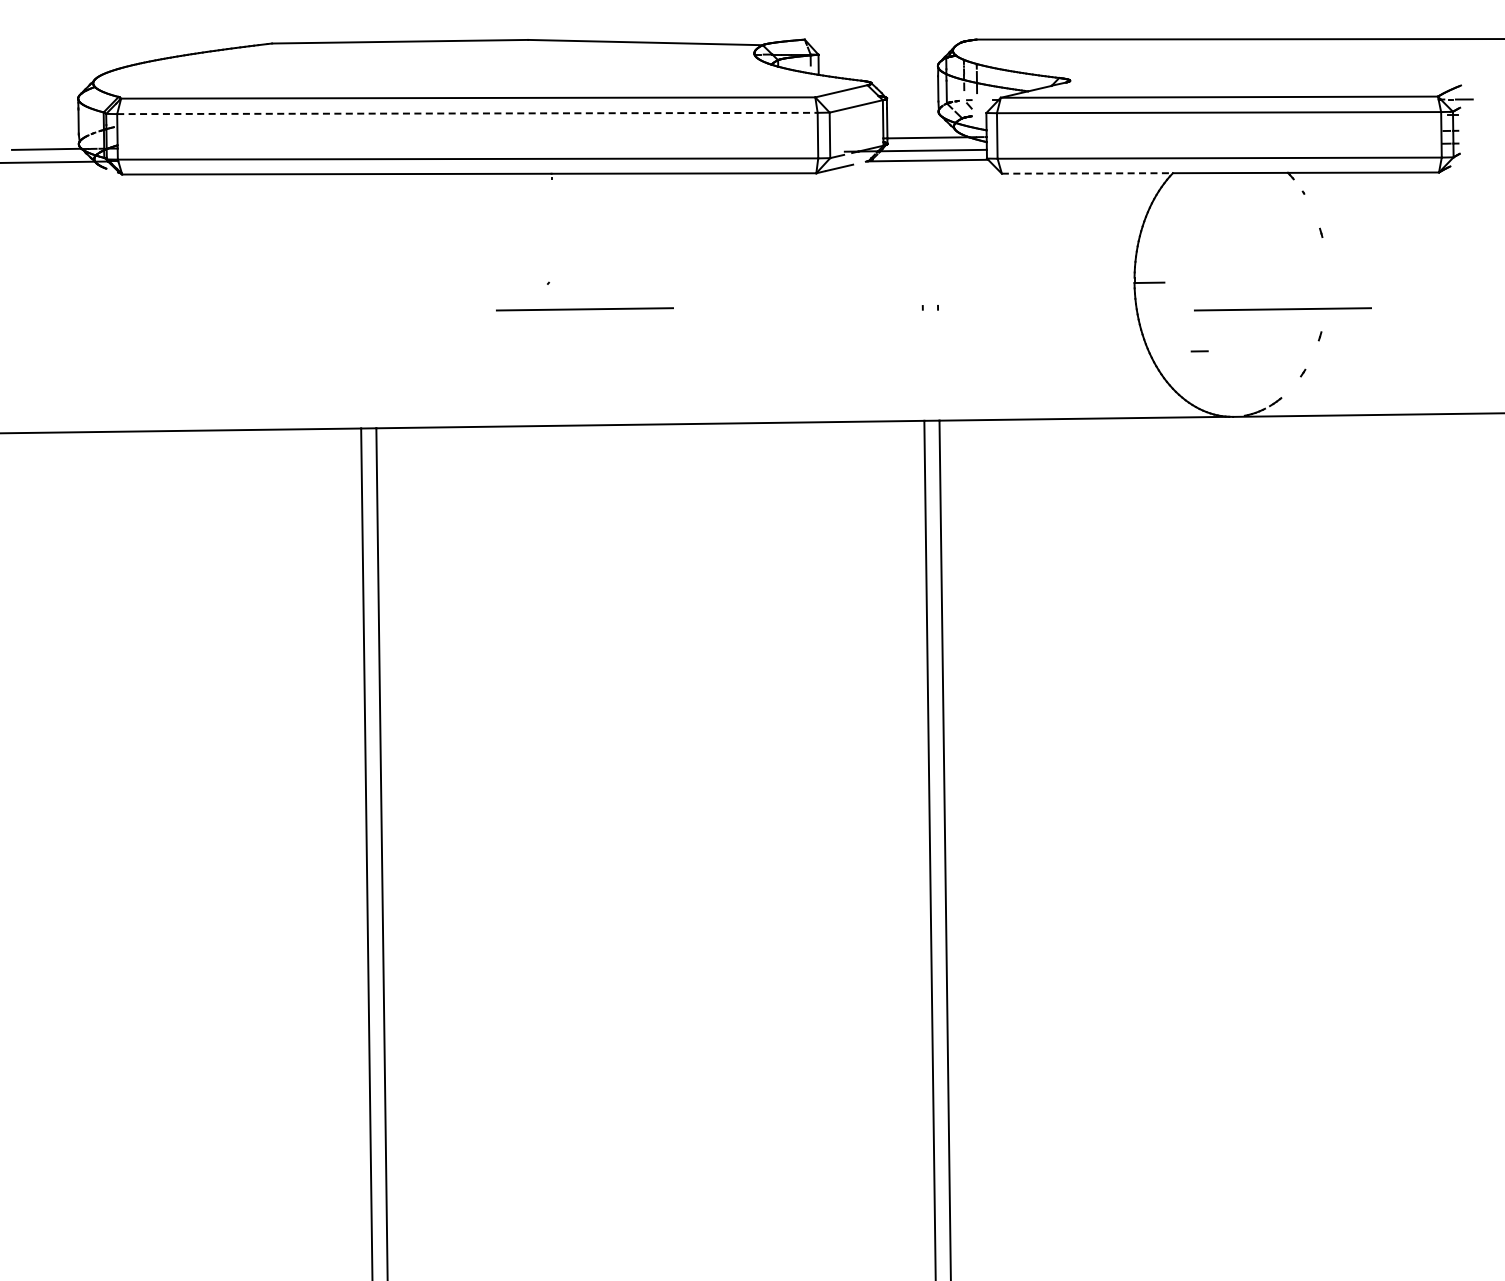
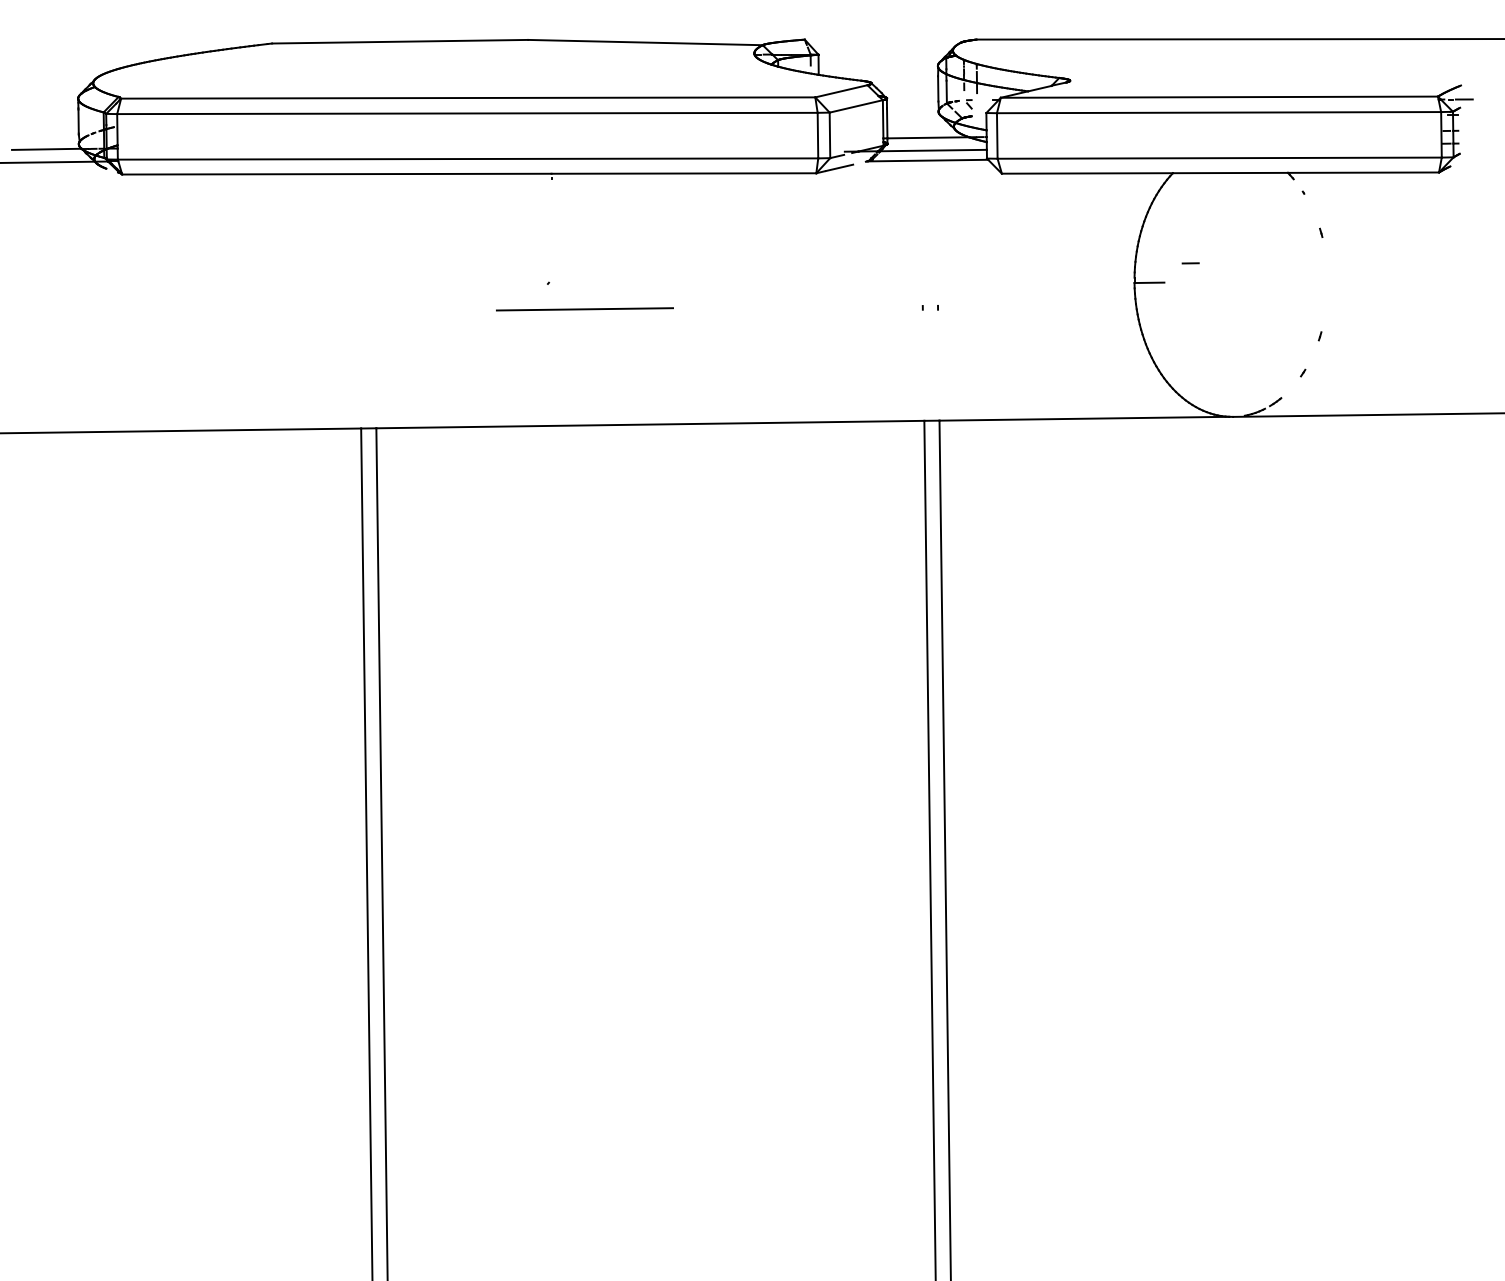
line: dashed -> solid (467, 113)
line: dashed -> solid (1087, 173)
line: present -> none (1282, 309)
line position: (1199, 351) -> (1190, 263) (1190, 263)
